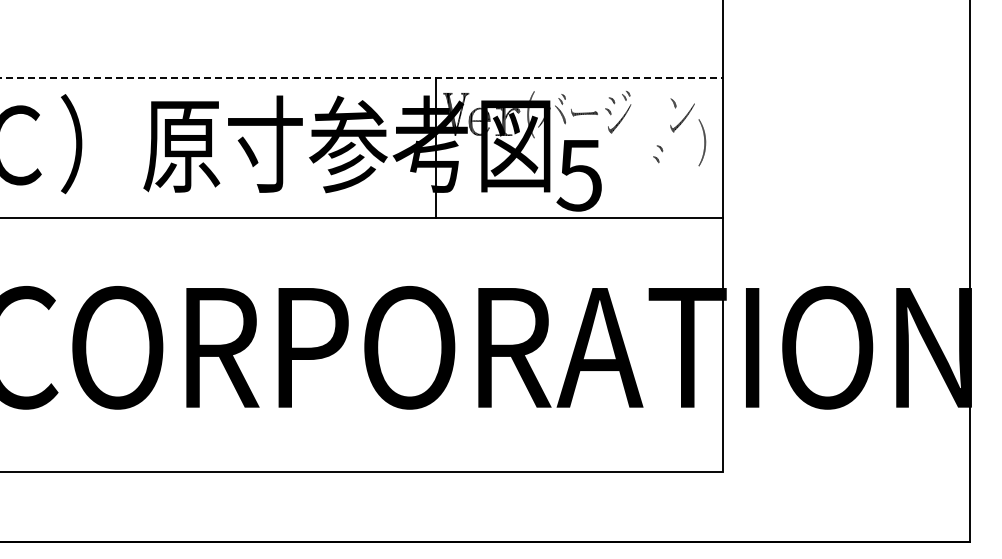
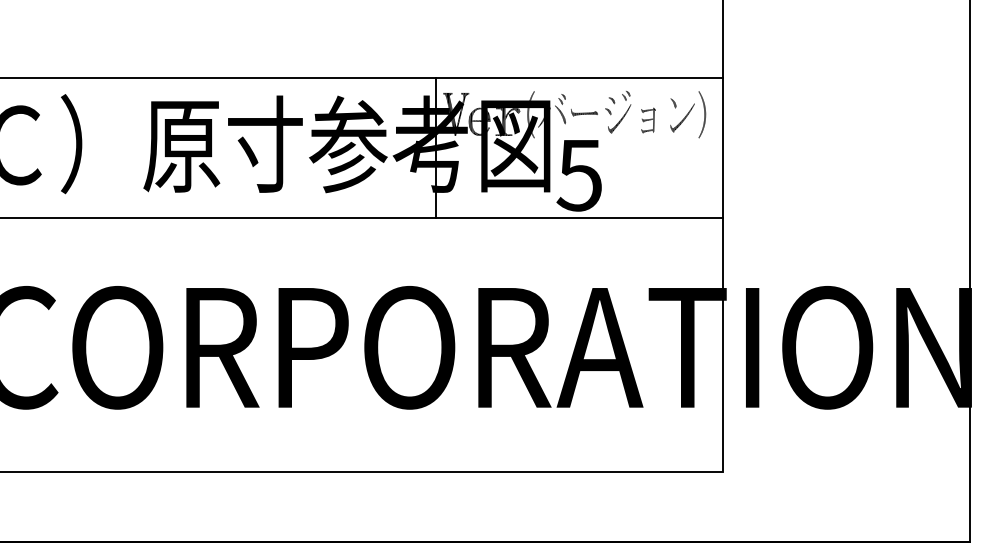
line: dashed -> solid (361, 77)
part: none -> present (648, 120)
part position: (702, 142) -> (702, 114) (702, 114)
part: present -> none (658, 154)
